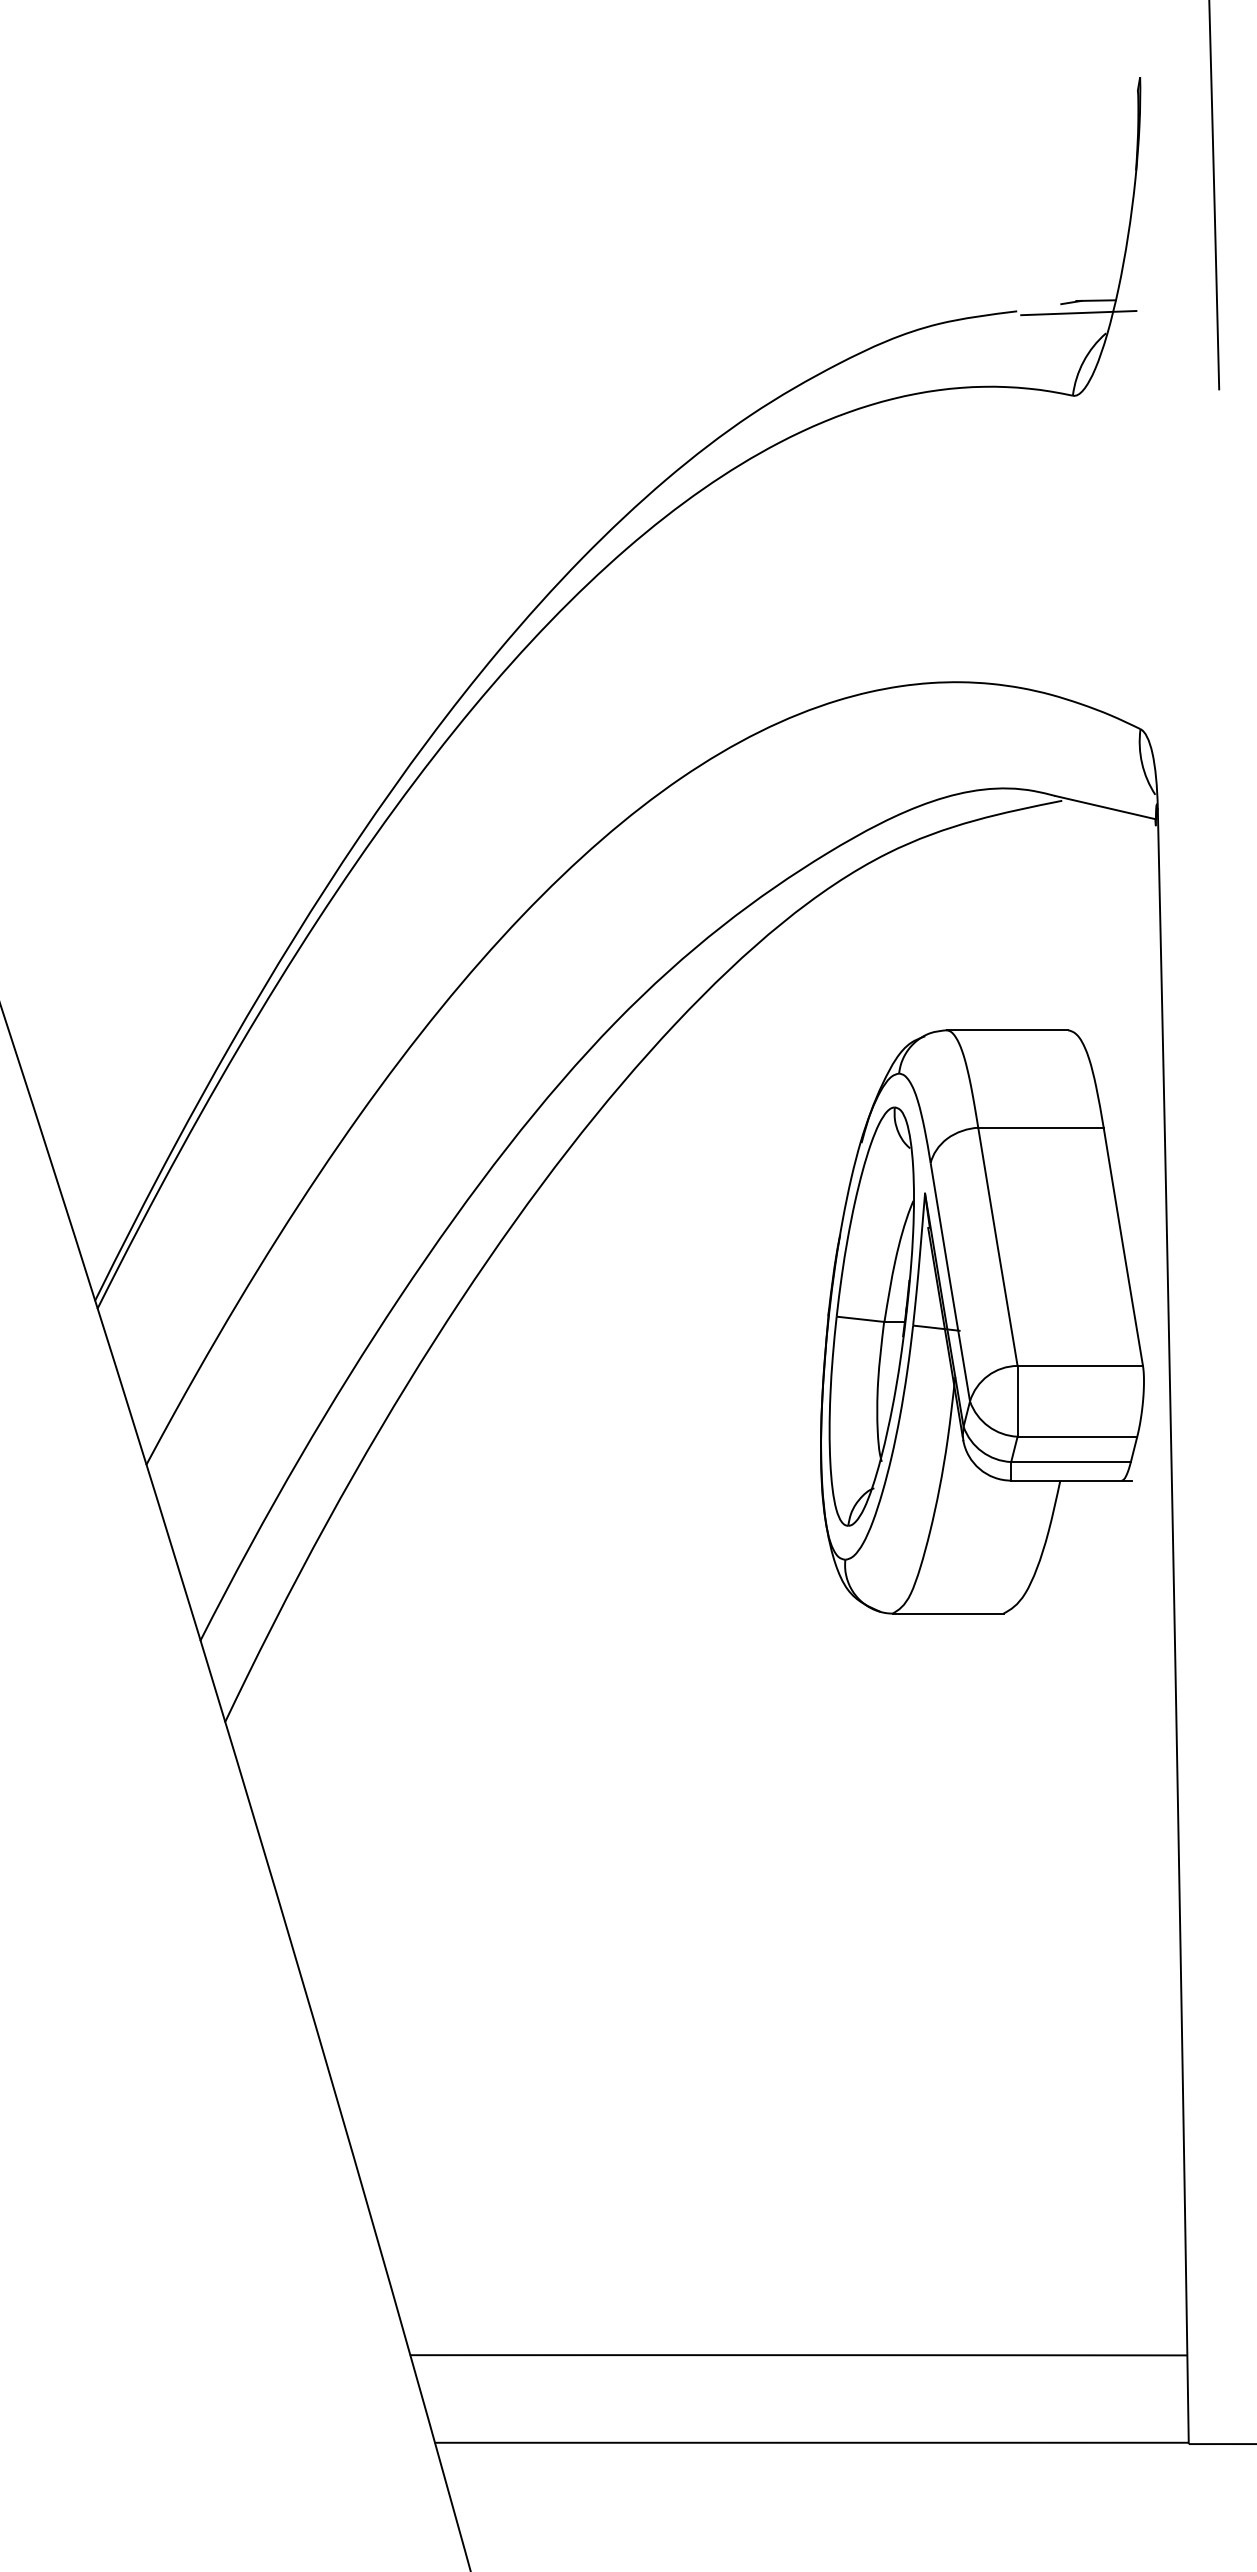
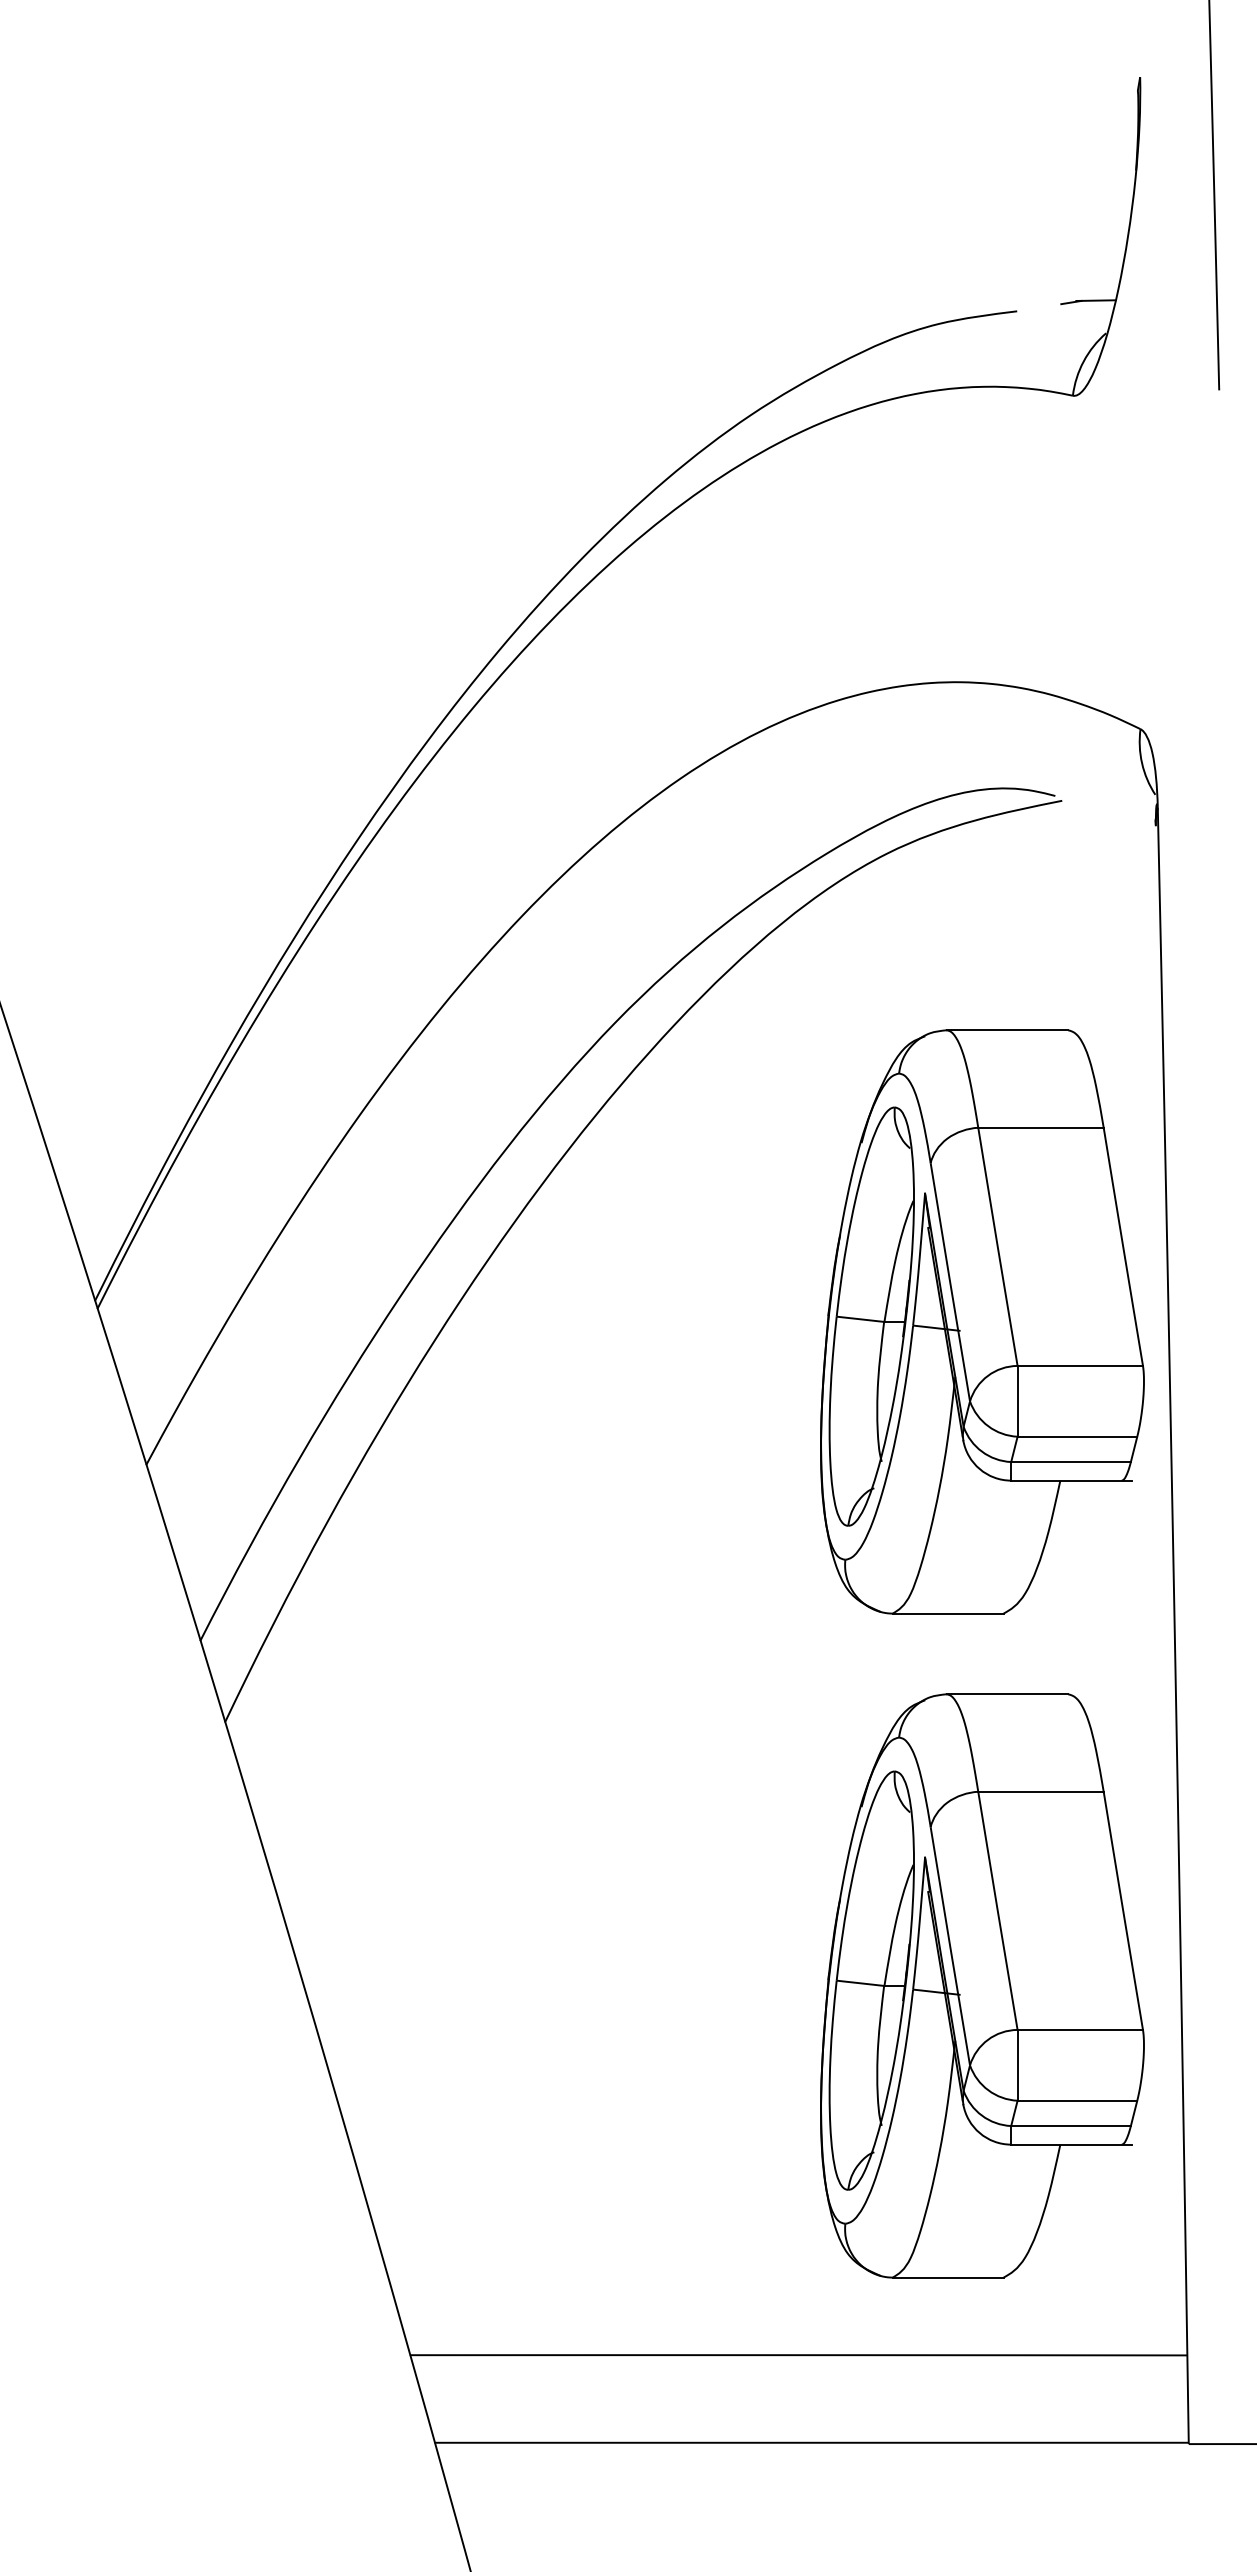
line: present -> none (1078, 313)
line: present -> none (1105, 807)
part: none -> present (982, 1985)
